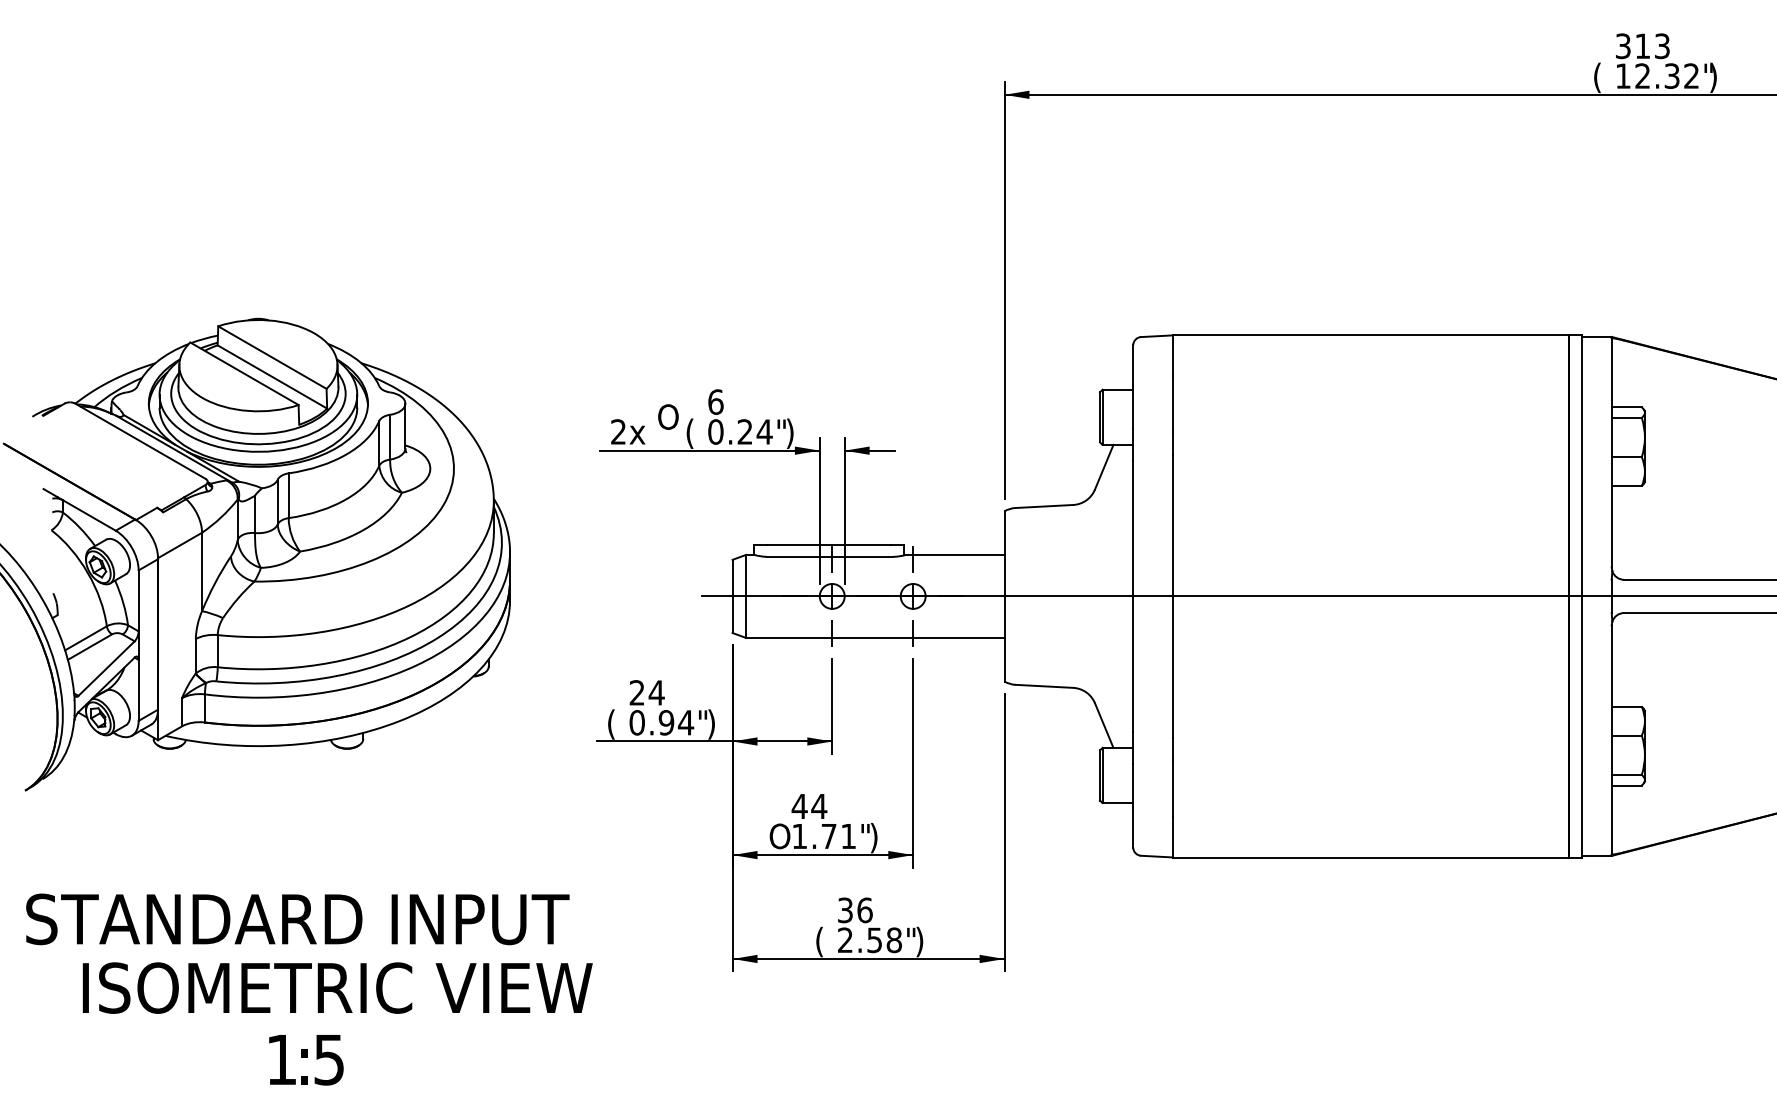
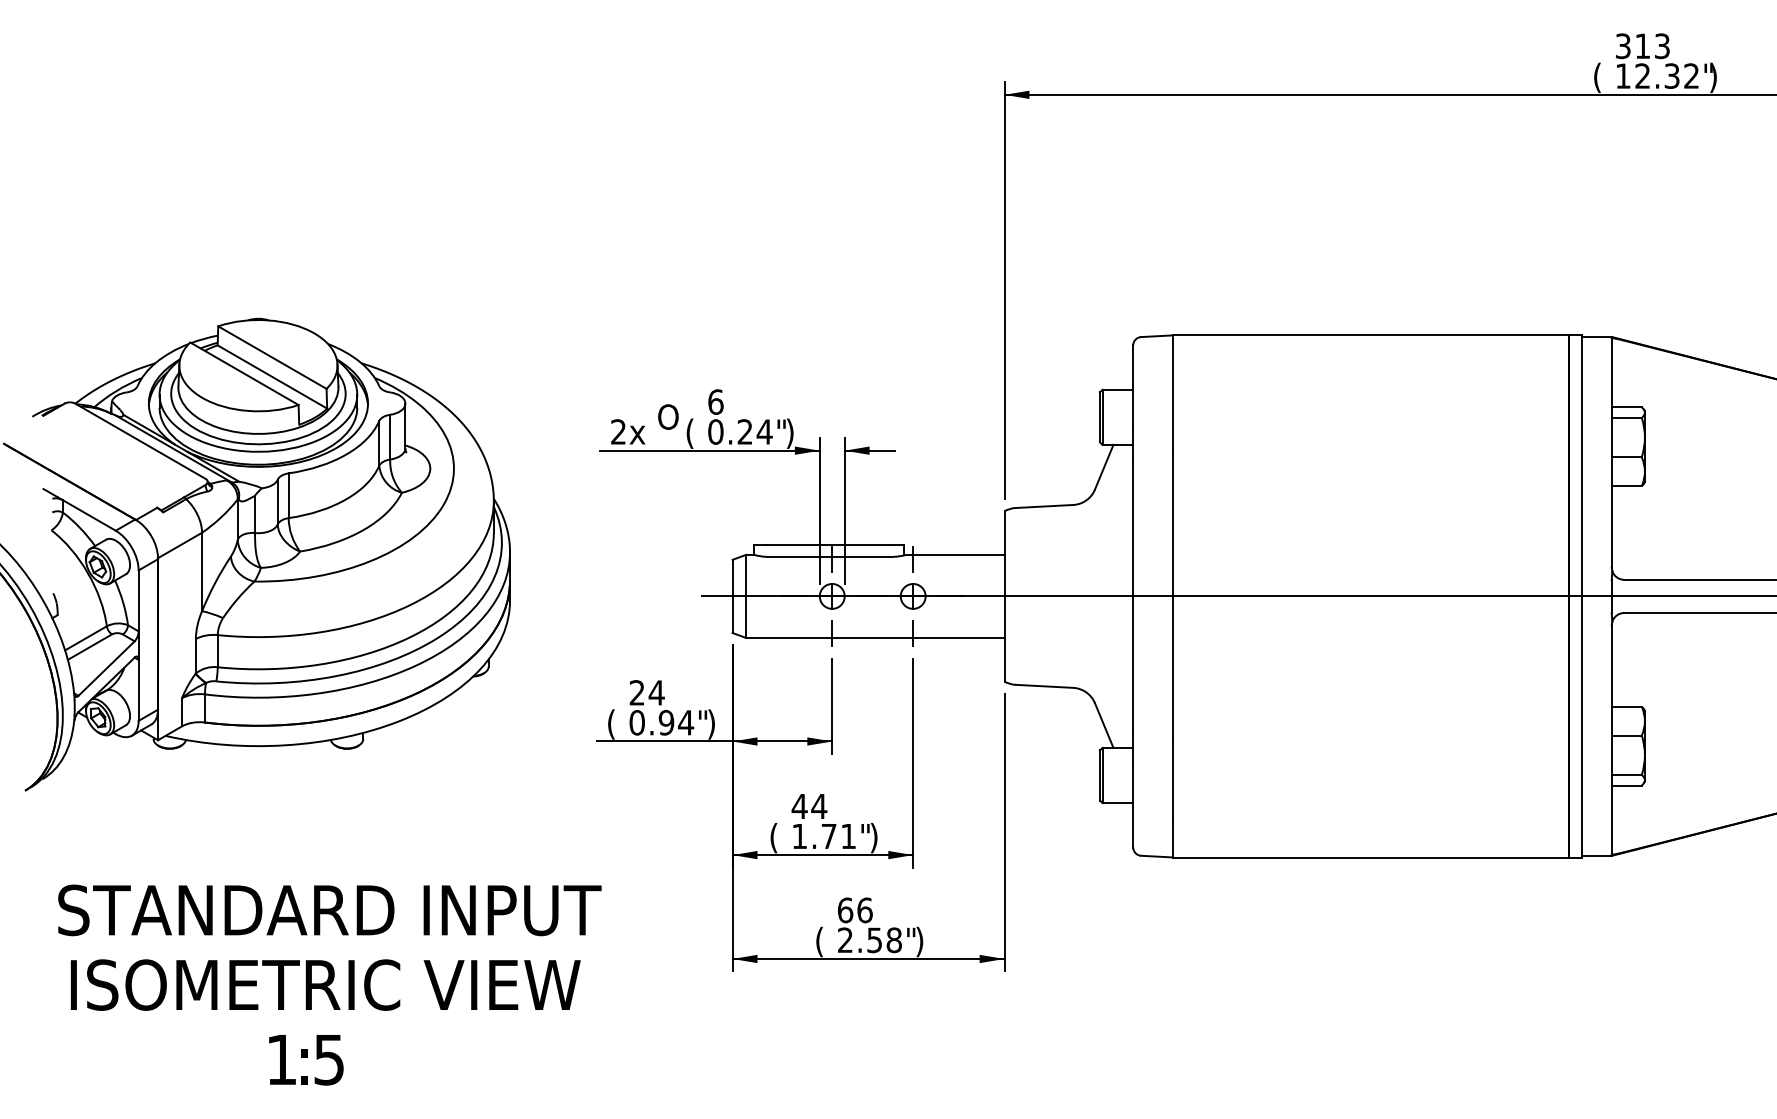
text: O -> ( (779, 838)
text: 36 -> 66 (845, 910)
text position: (297, 919) -> (329, 910) (329, 910)
text position: (337, 987) -> (325, 984) (325, 984)
